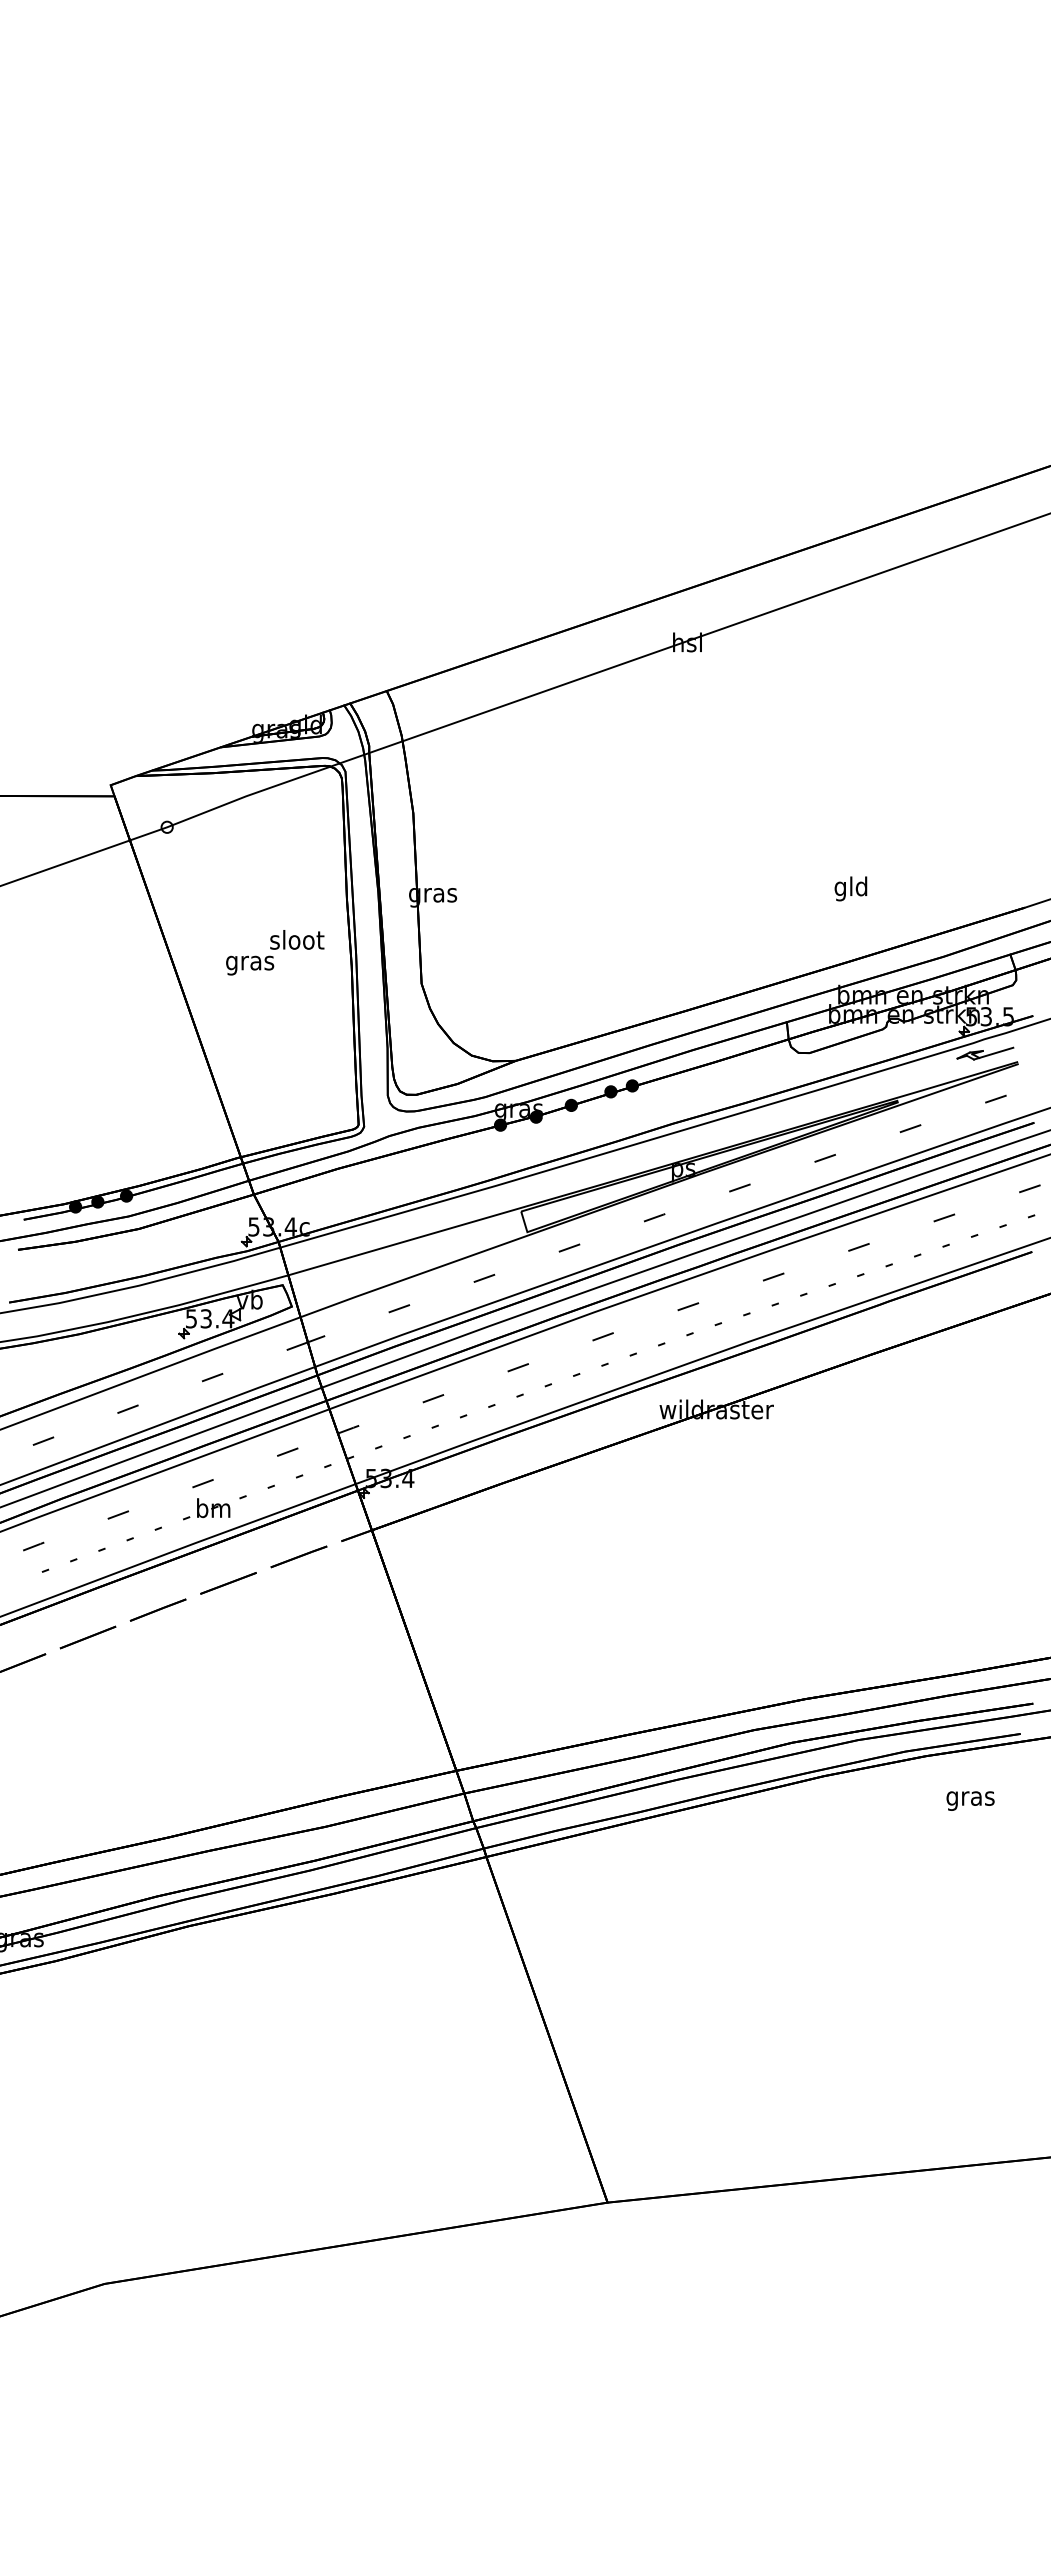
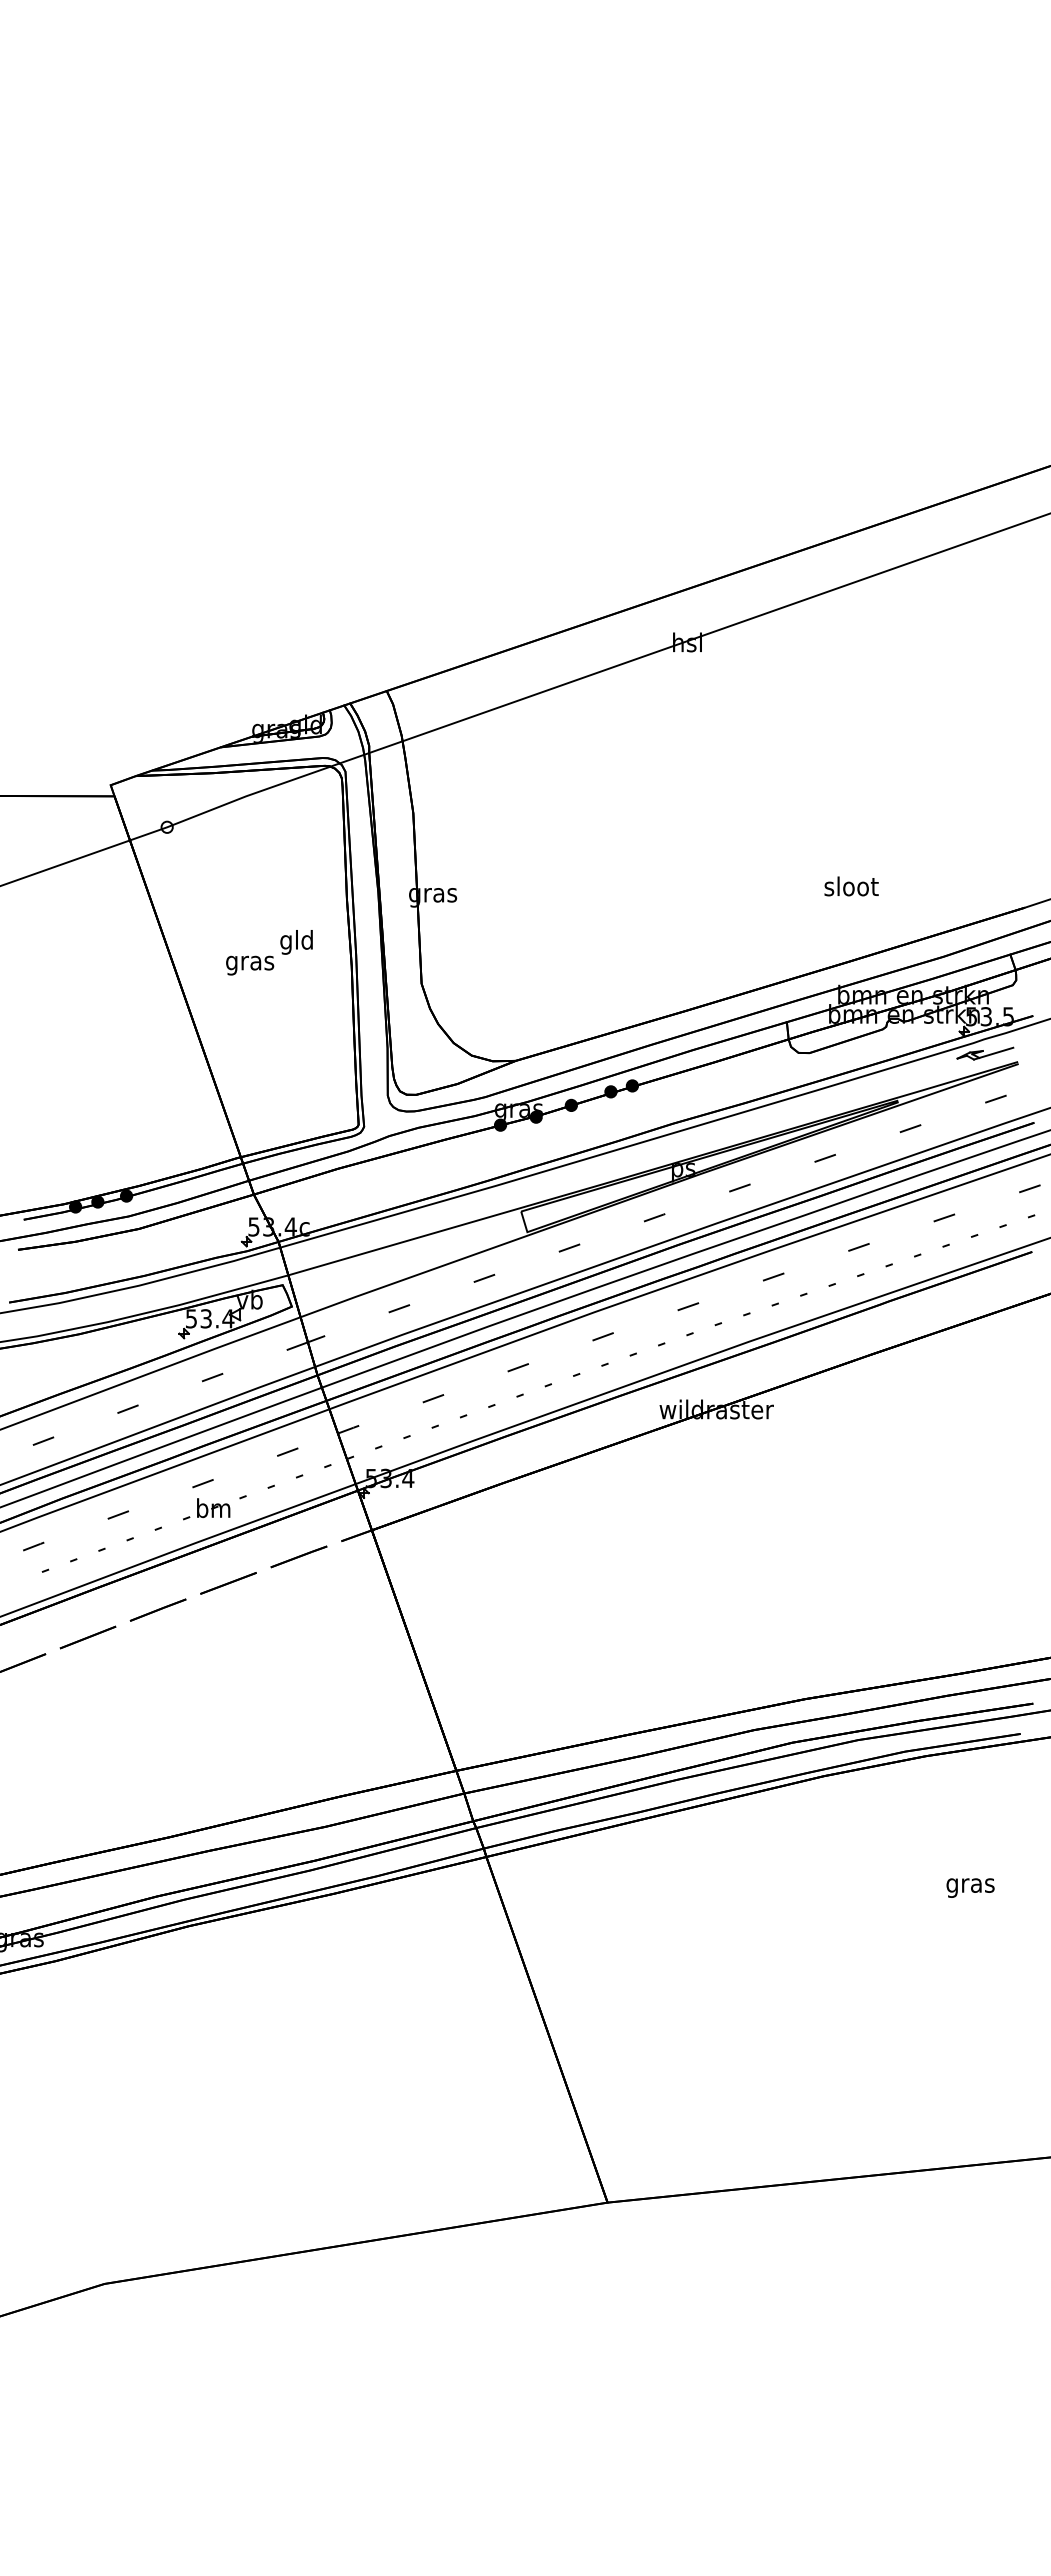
text: gld -> sloot (851, 888)
text: sloot -> gld (297, 942)
text position: (970, 1800) -> (970, 1887) (970, 1887)
